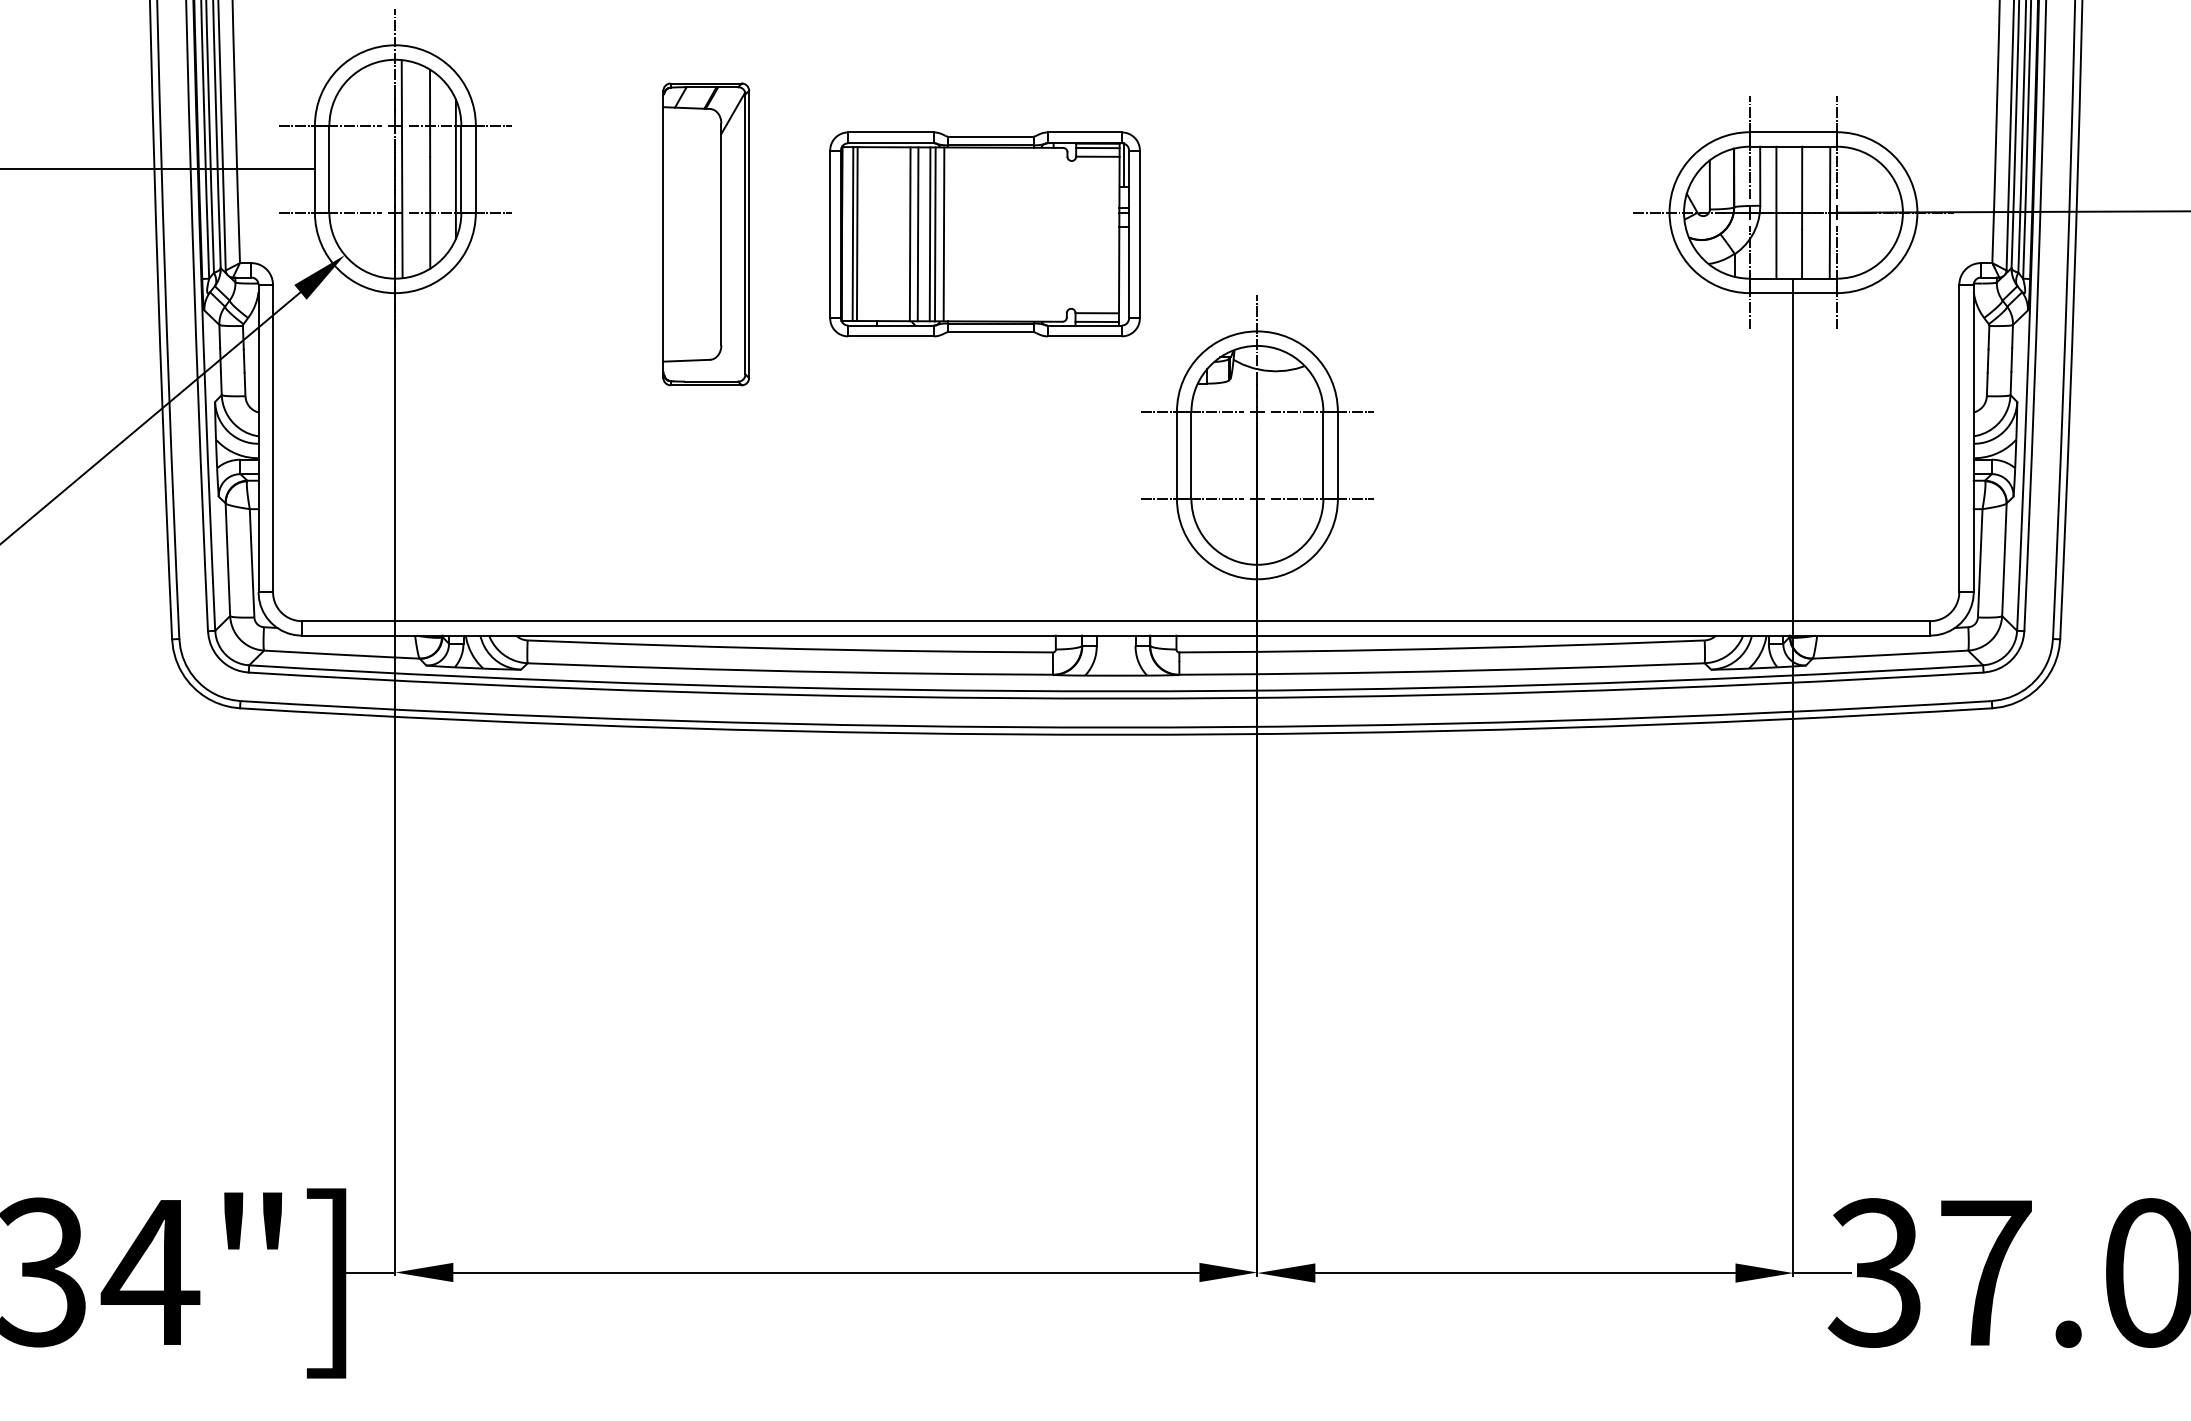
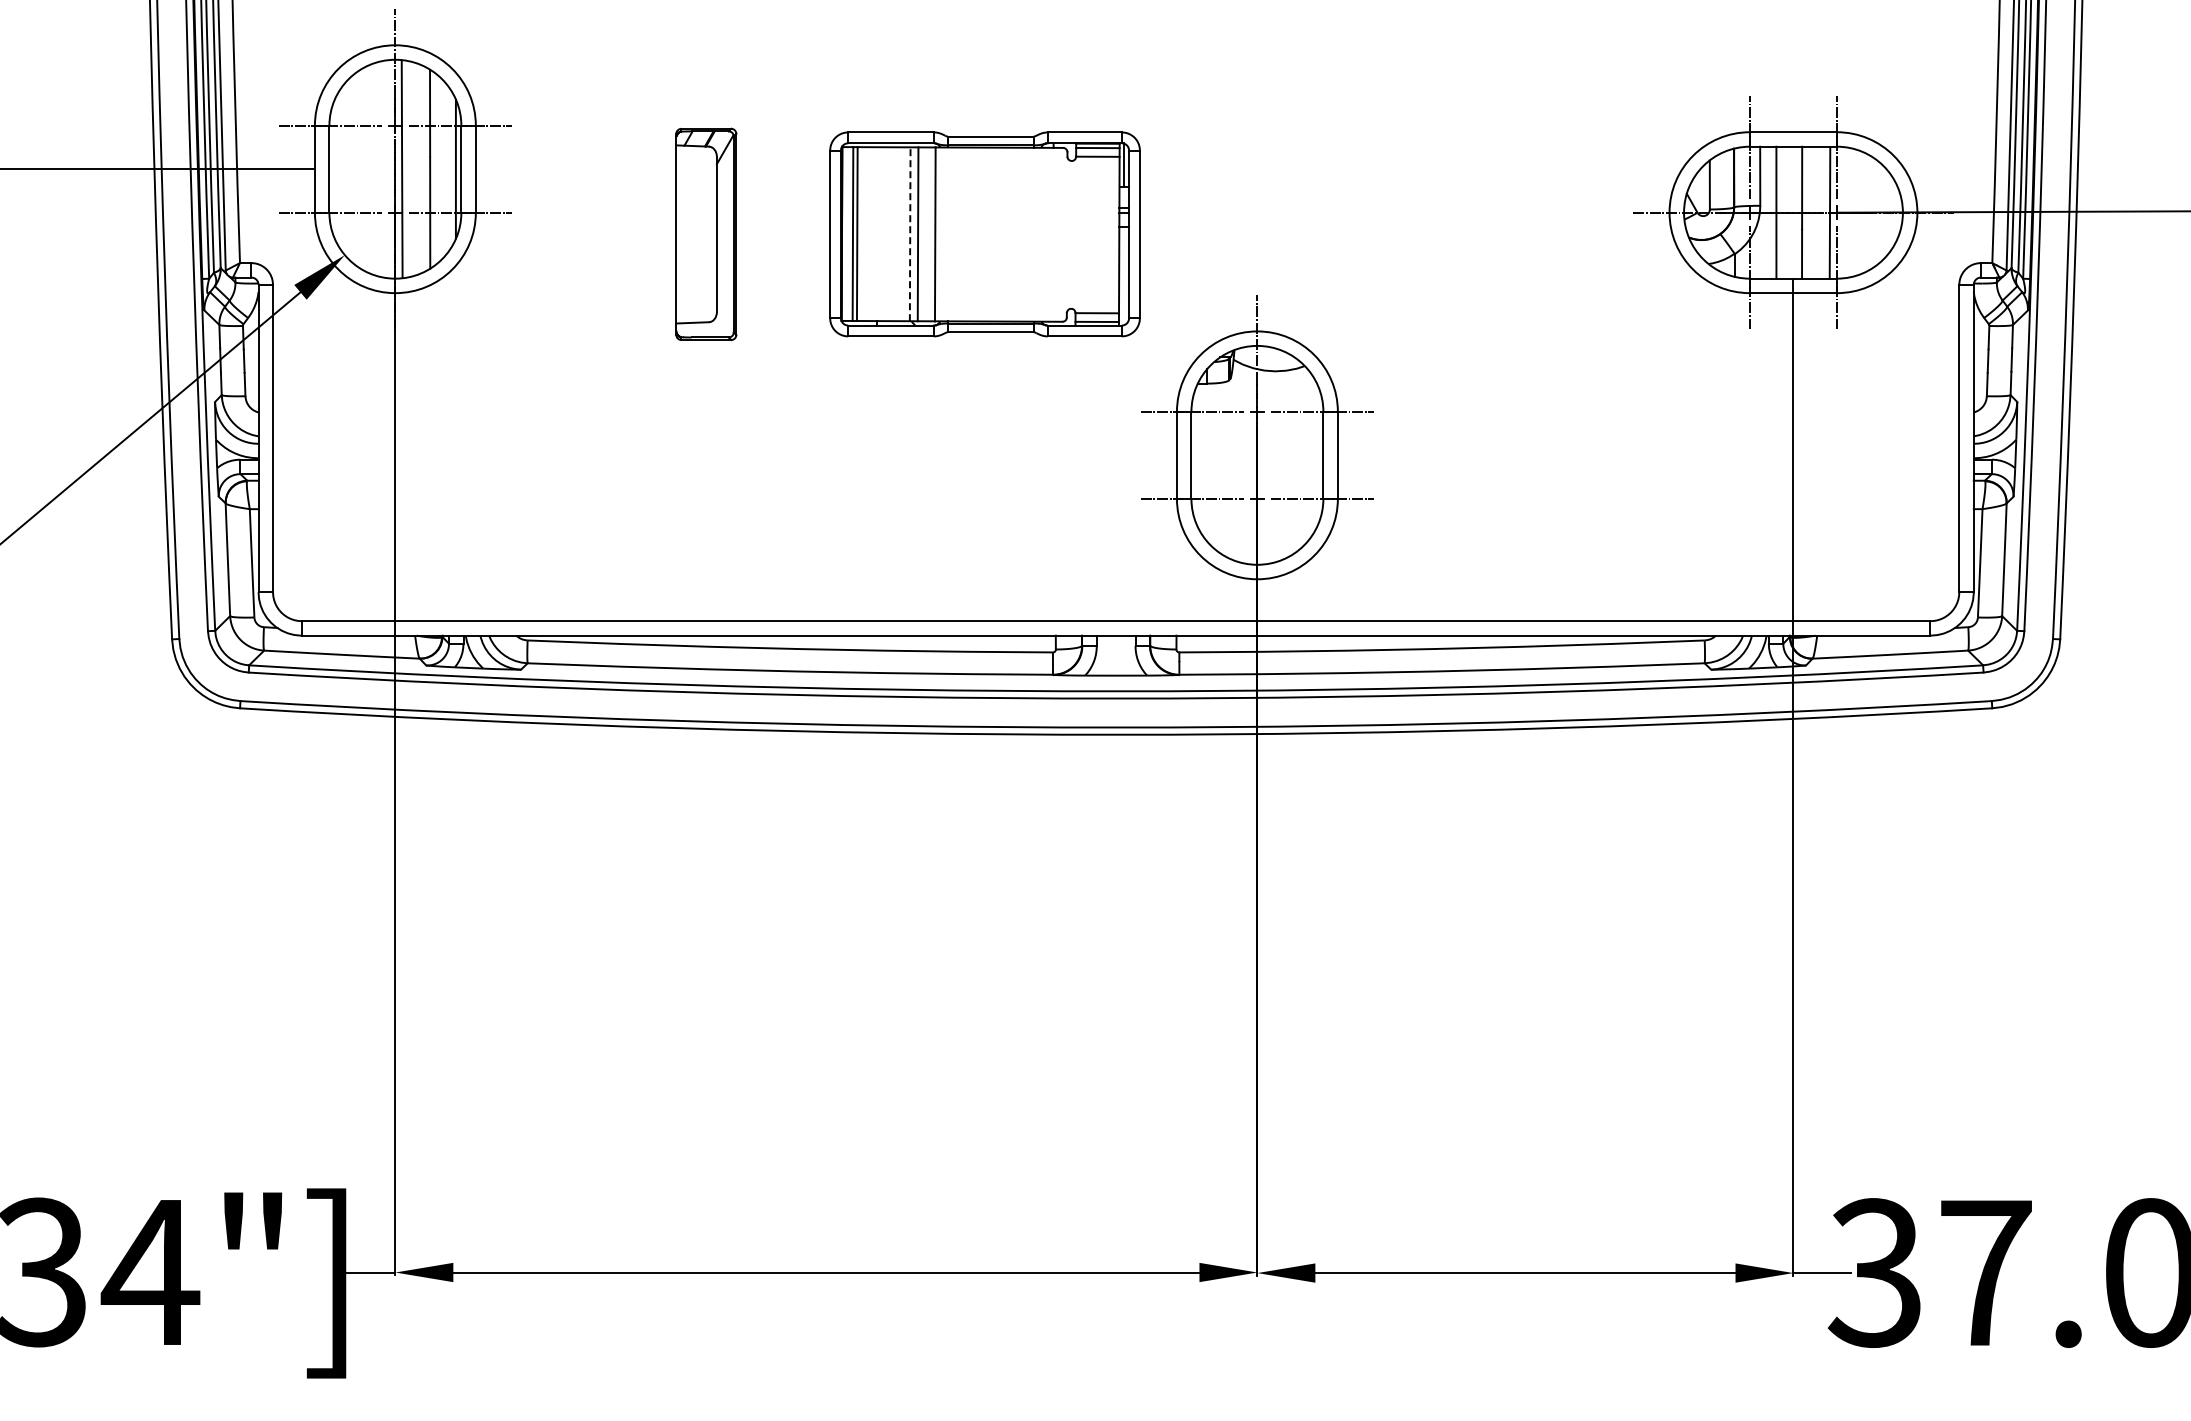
part size: 89x305 px -> 63x215 px (706, 234)
line: solid -> dashed (910, 234)
line: present -> none (929, 234)
line: present -> none (943, 234)
